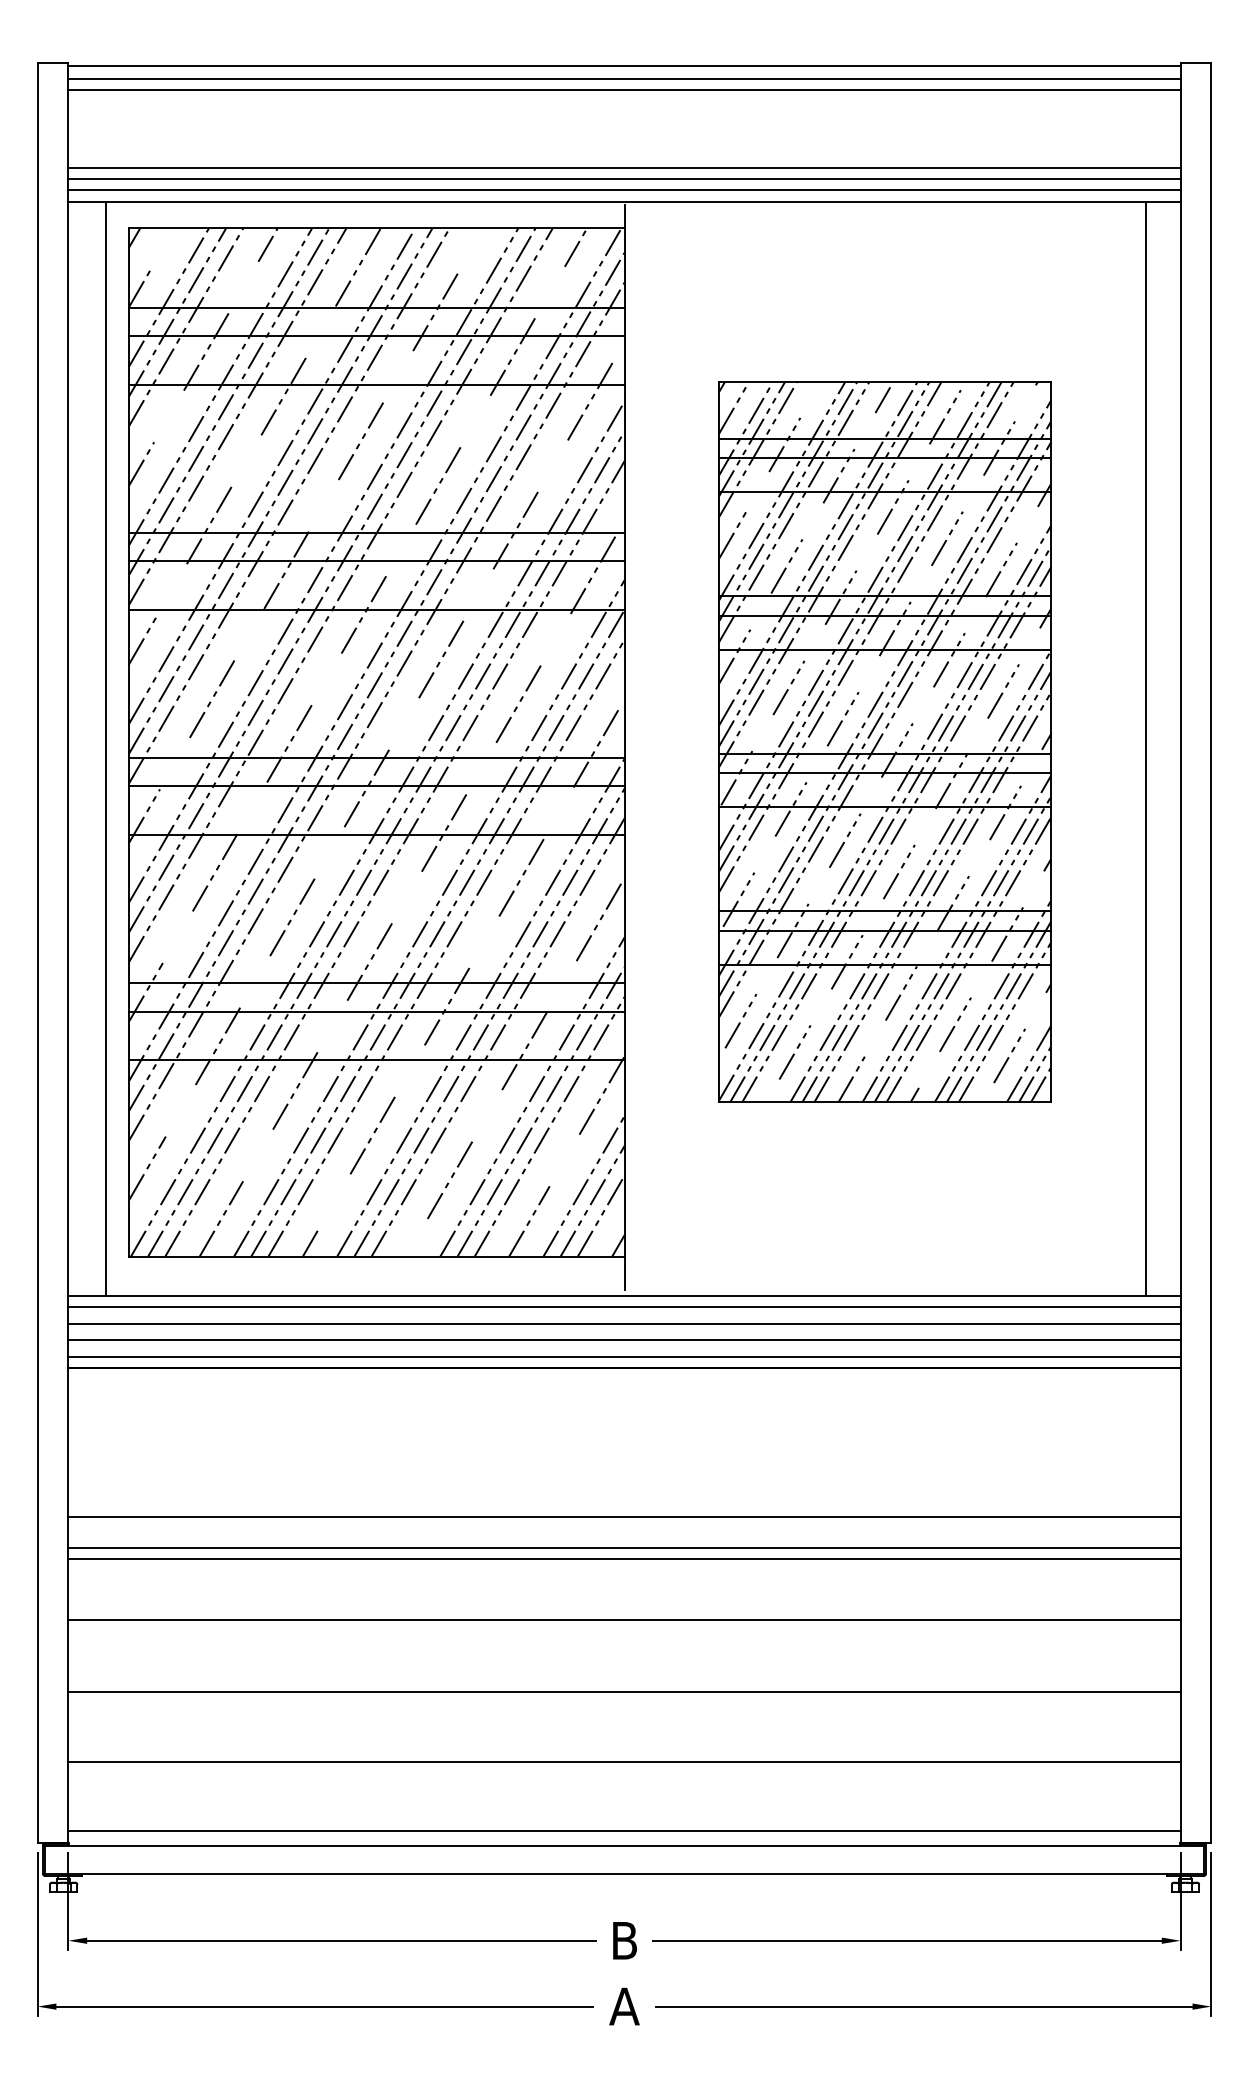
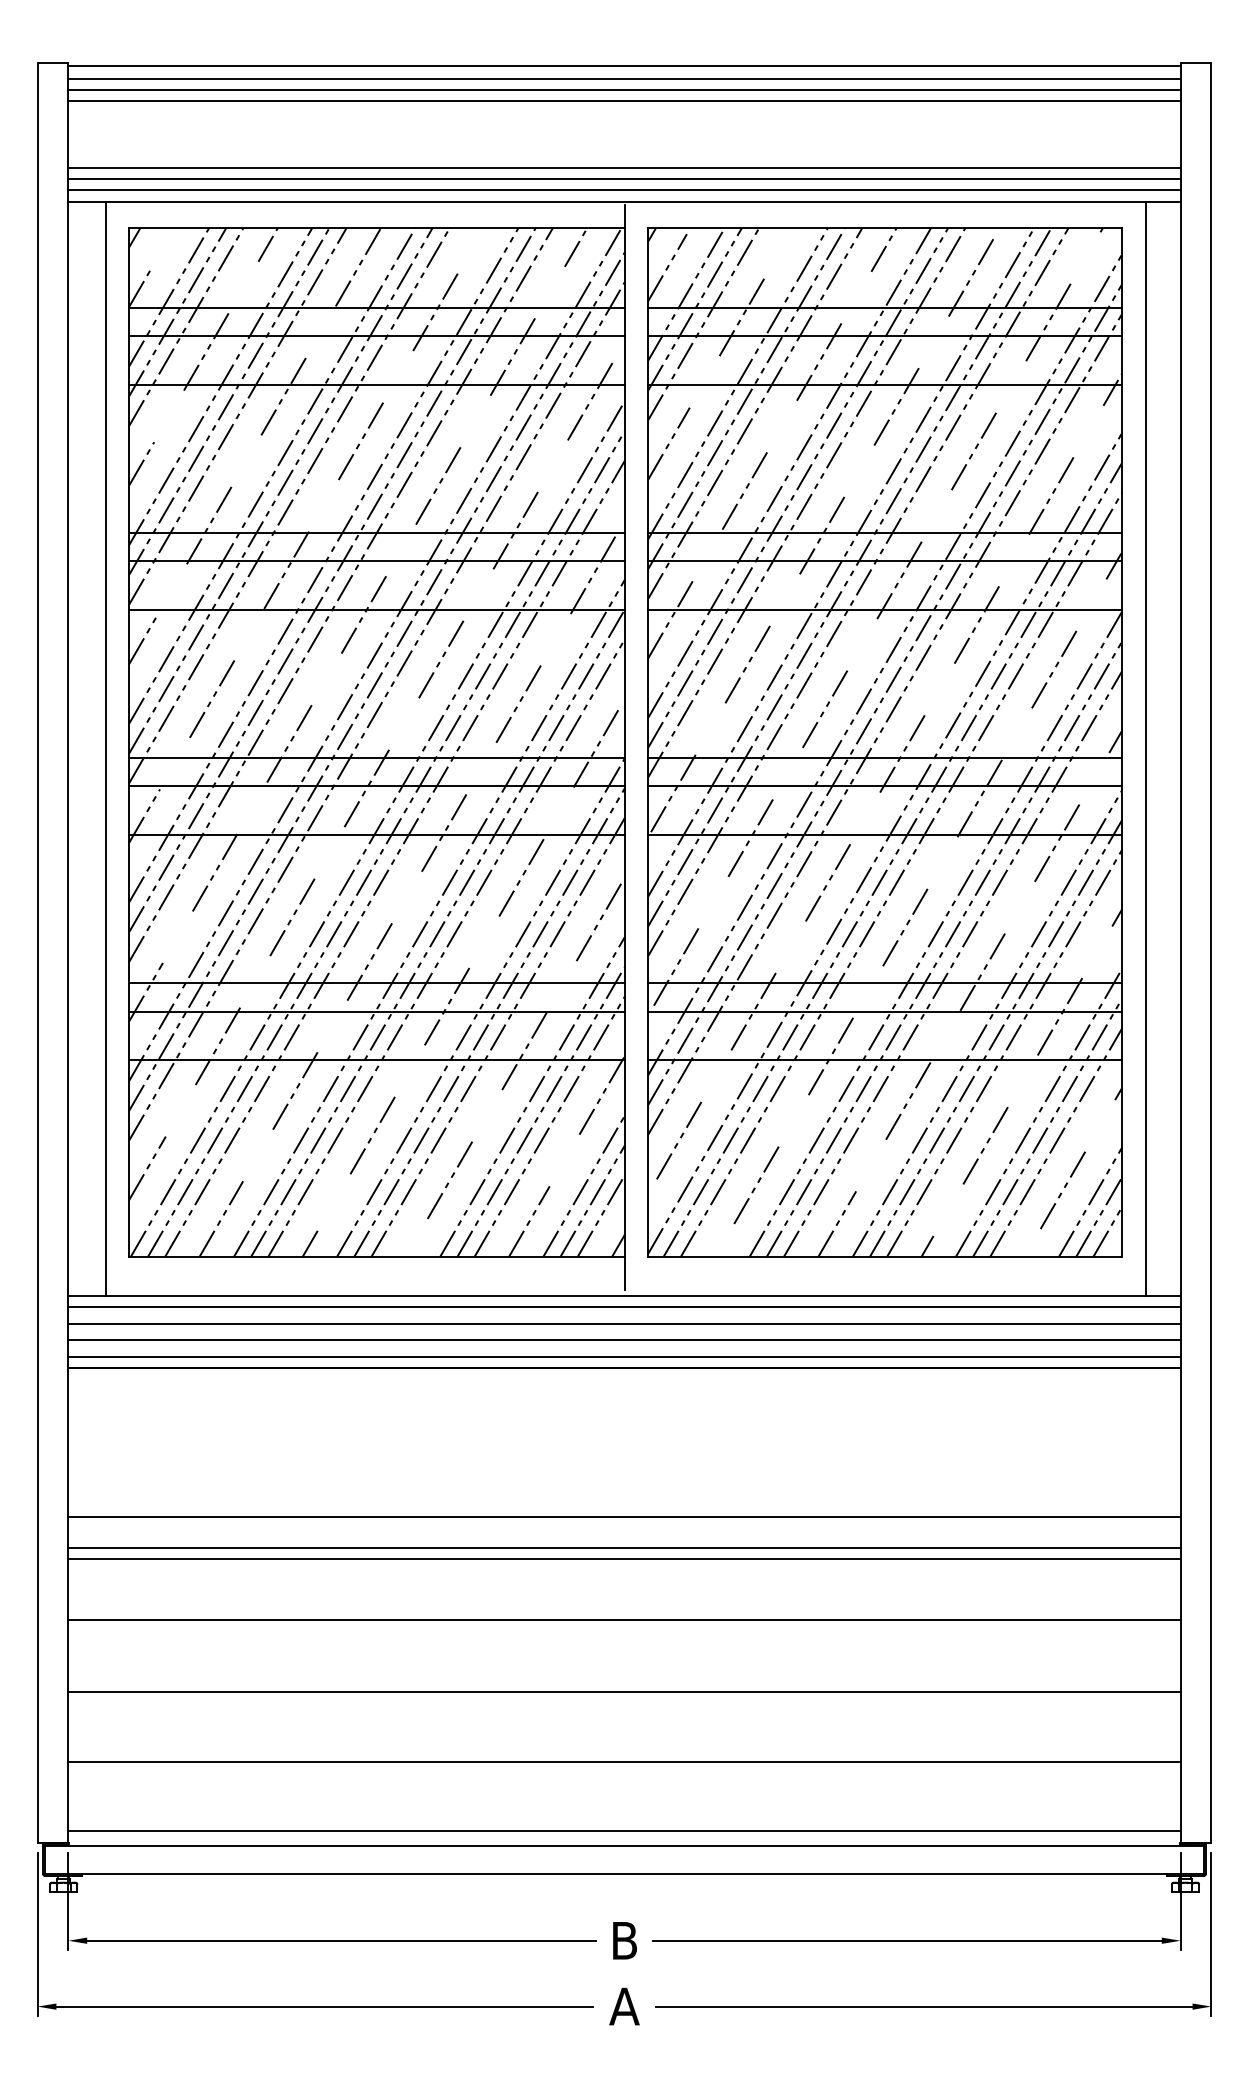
line: none -> present (624, 101)
part size: 334x722 px -> 476x1031 px (884, 742)
